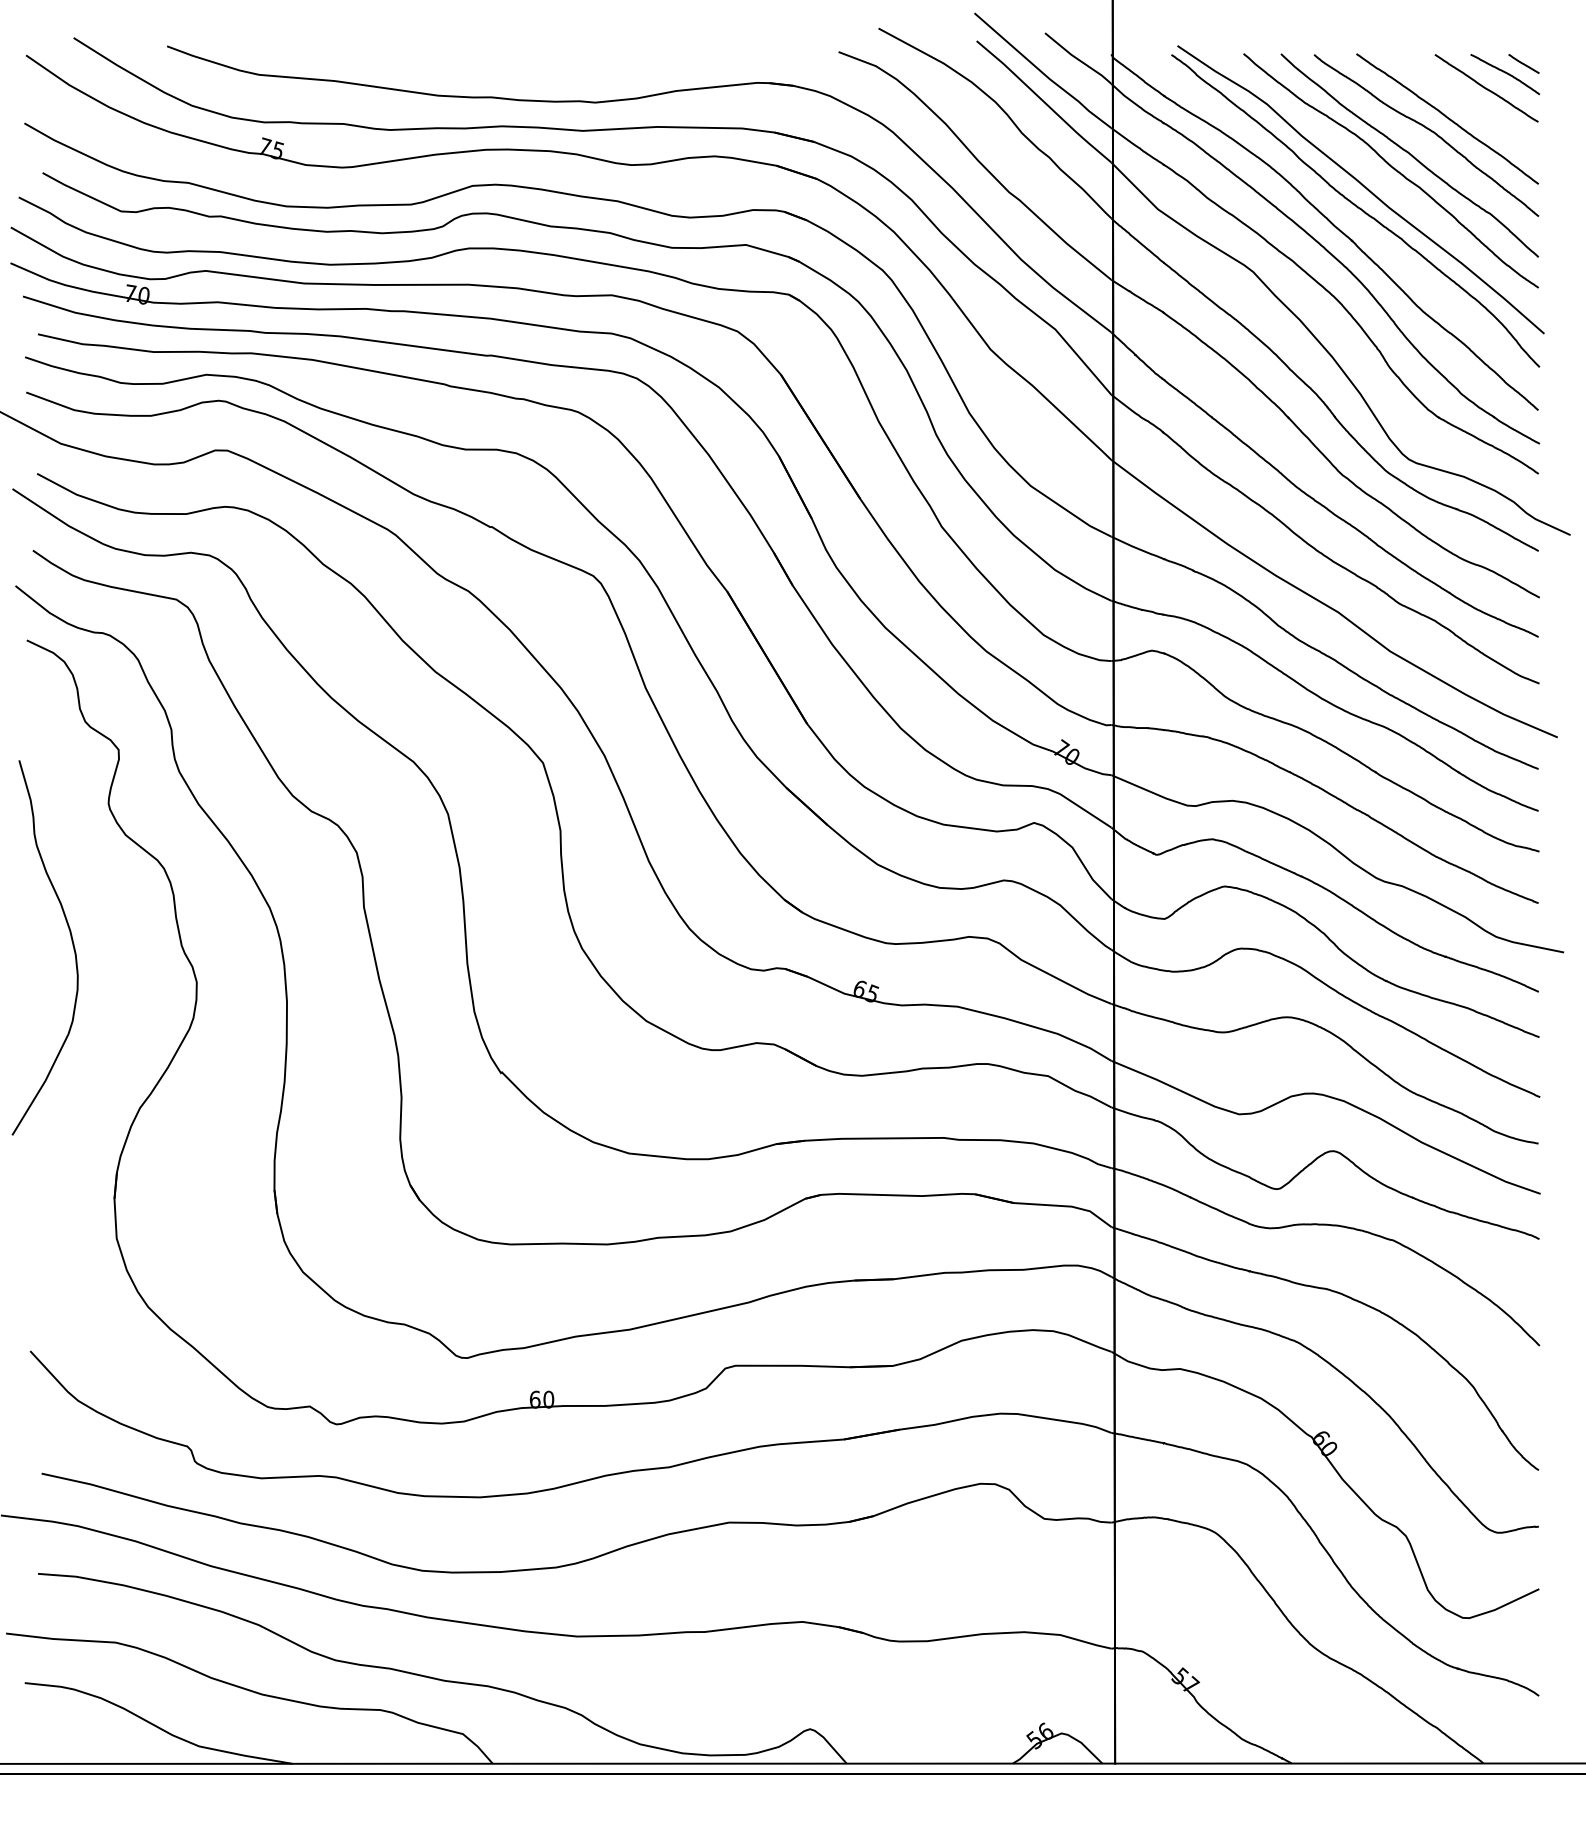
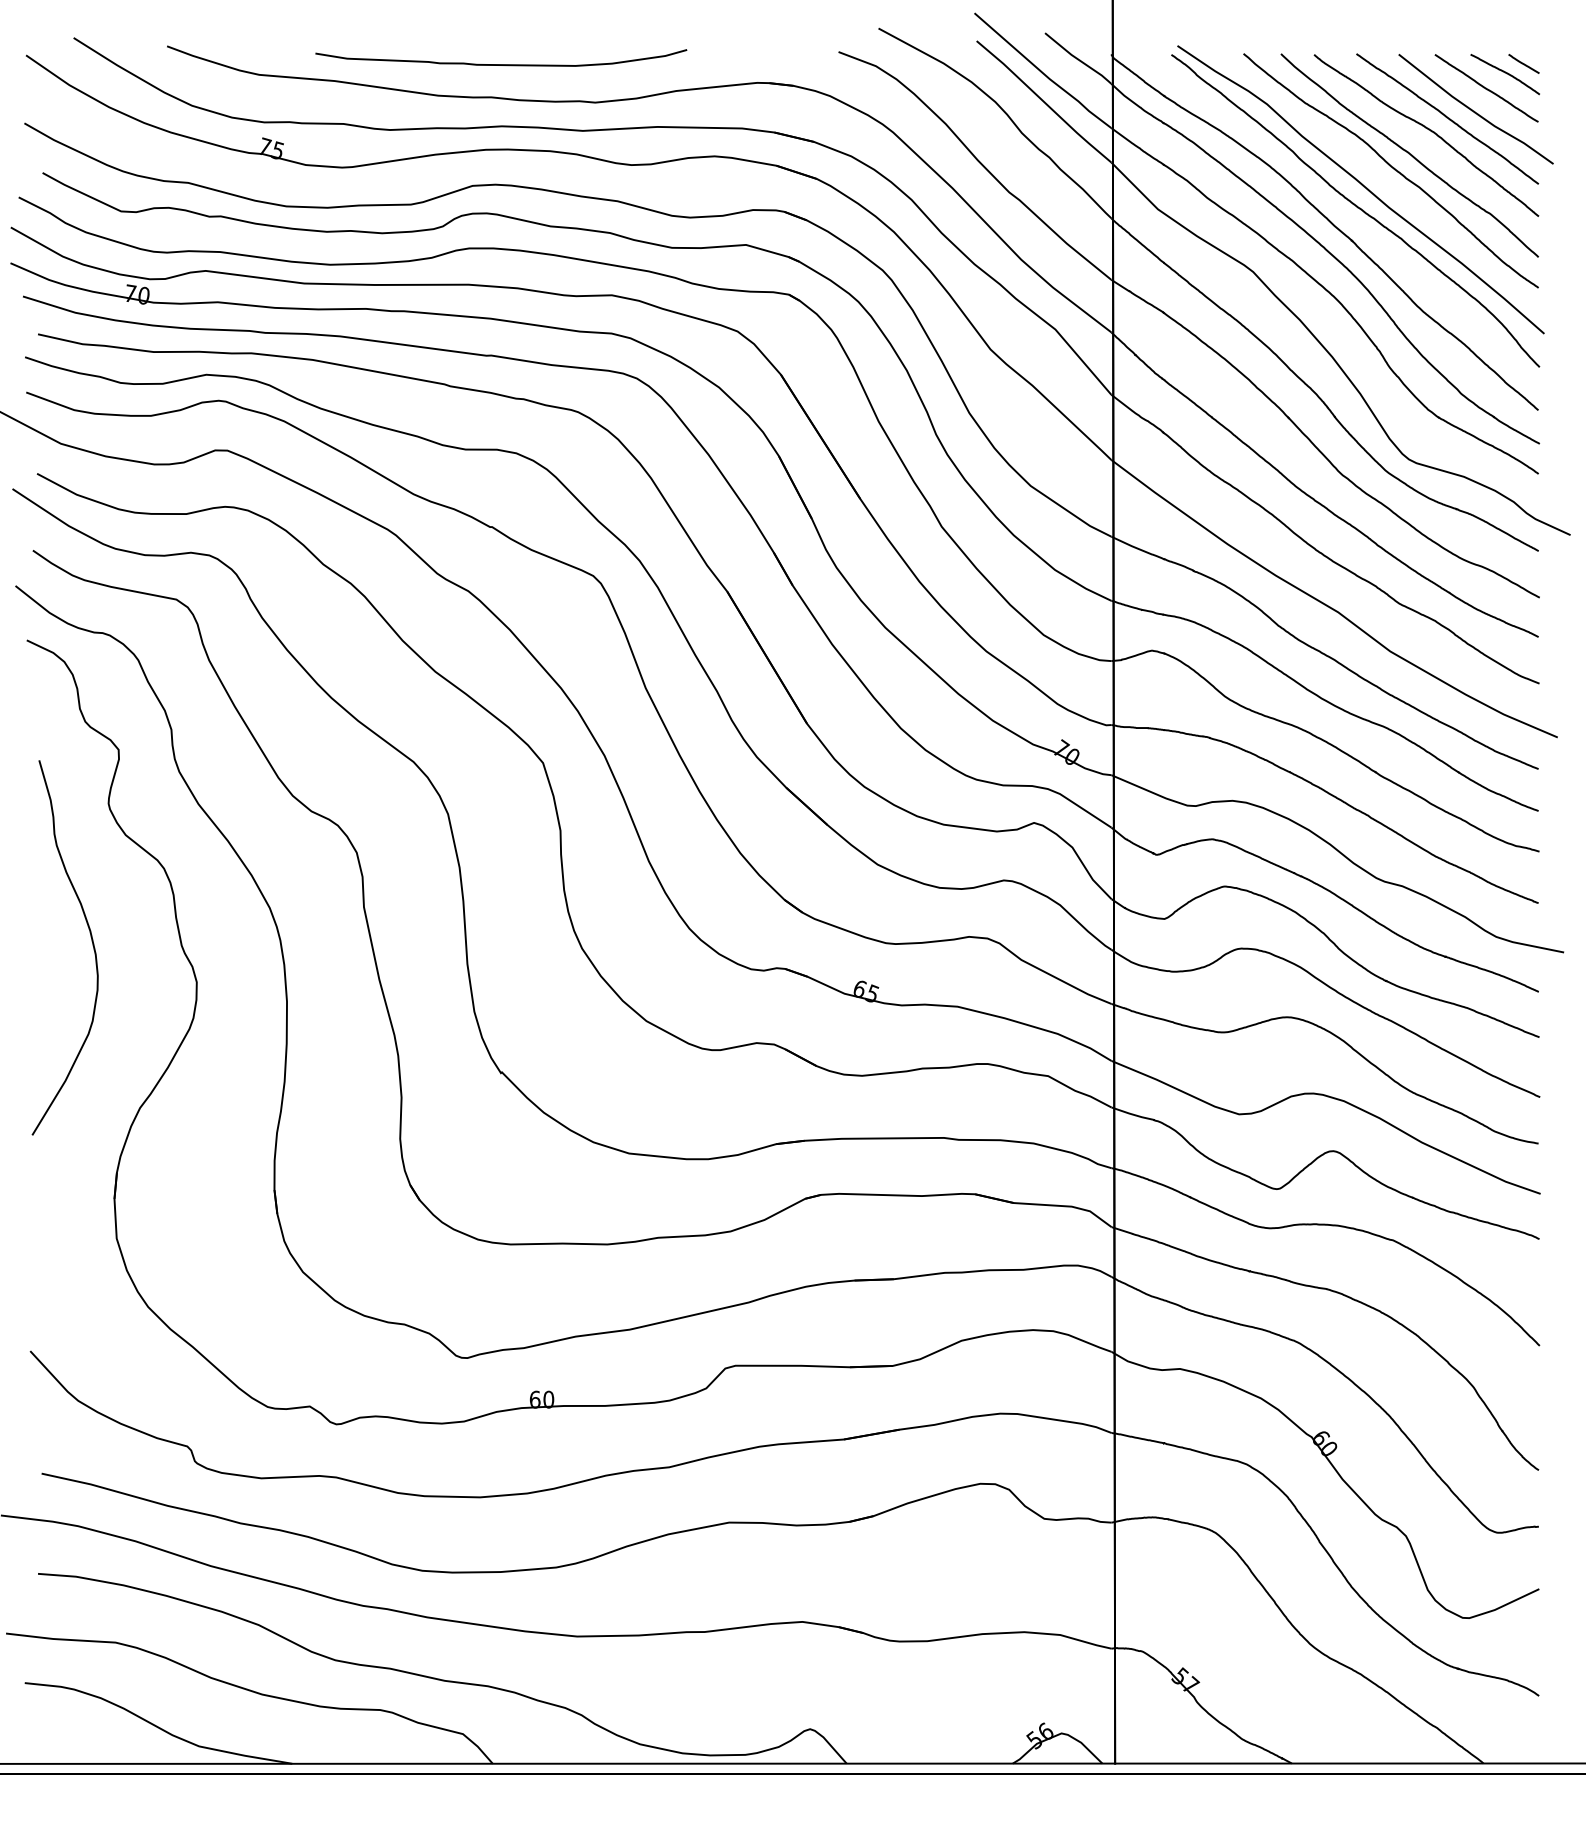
curve: none -> present (501, 64)
line: none -> present (1474, 110)
curve position: (71, 941) -> (91, 941) (91, 941)
